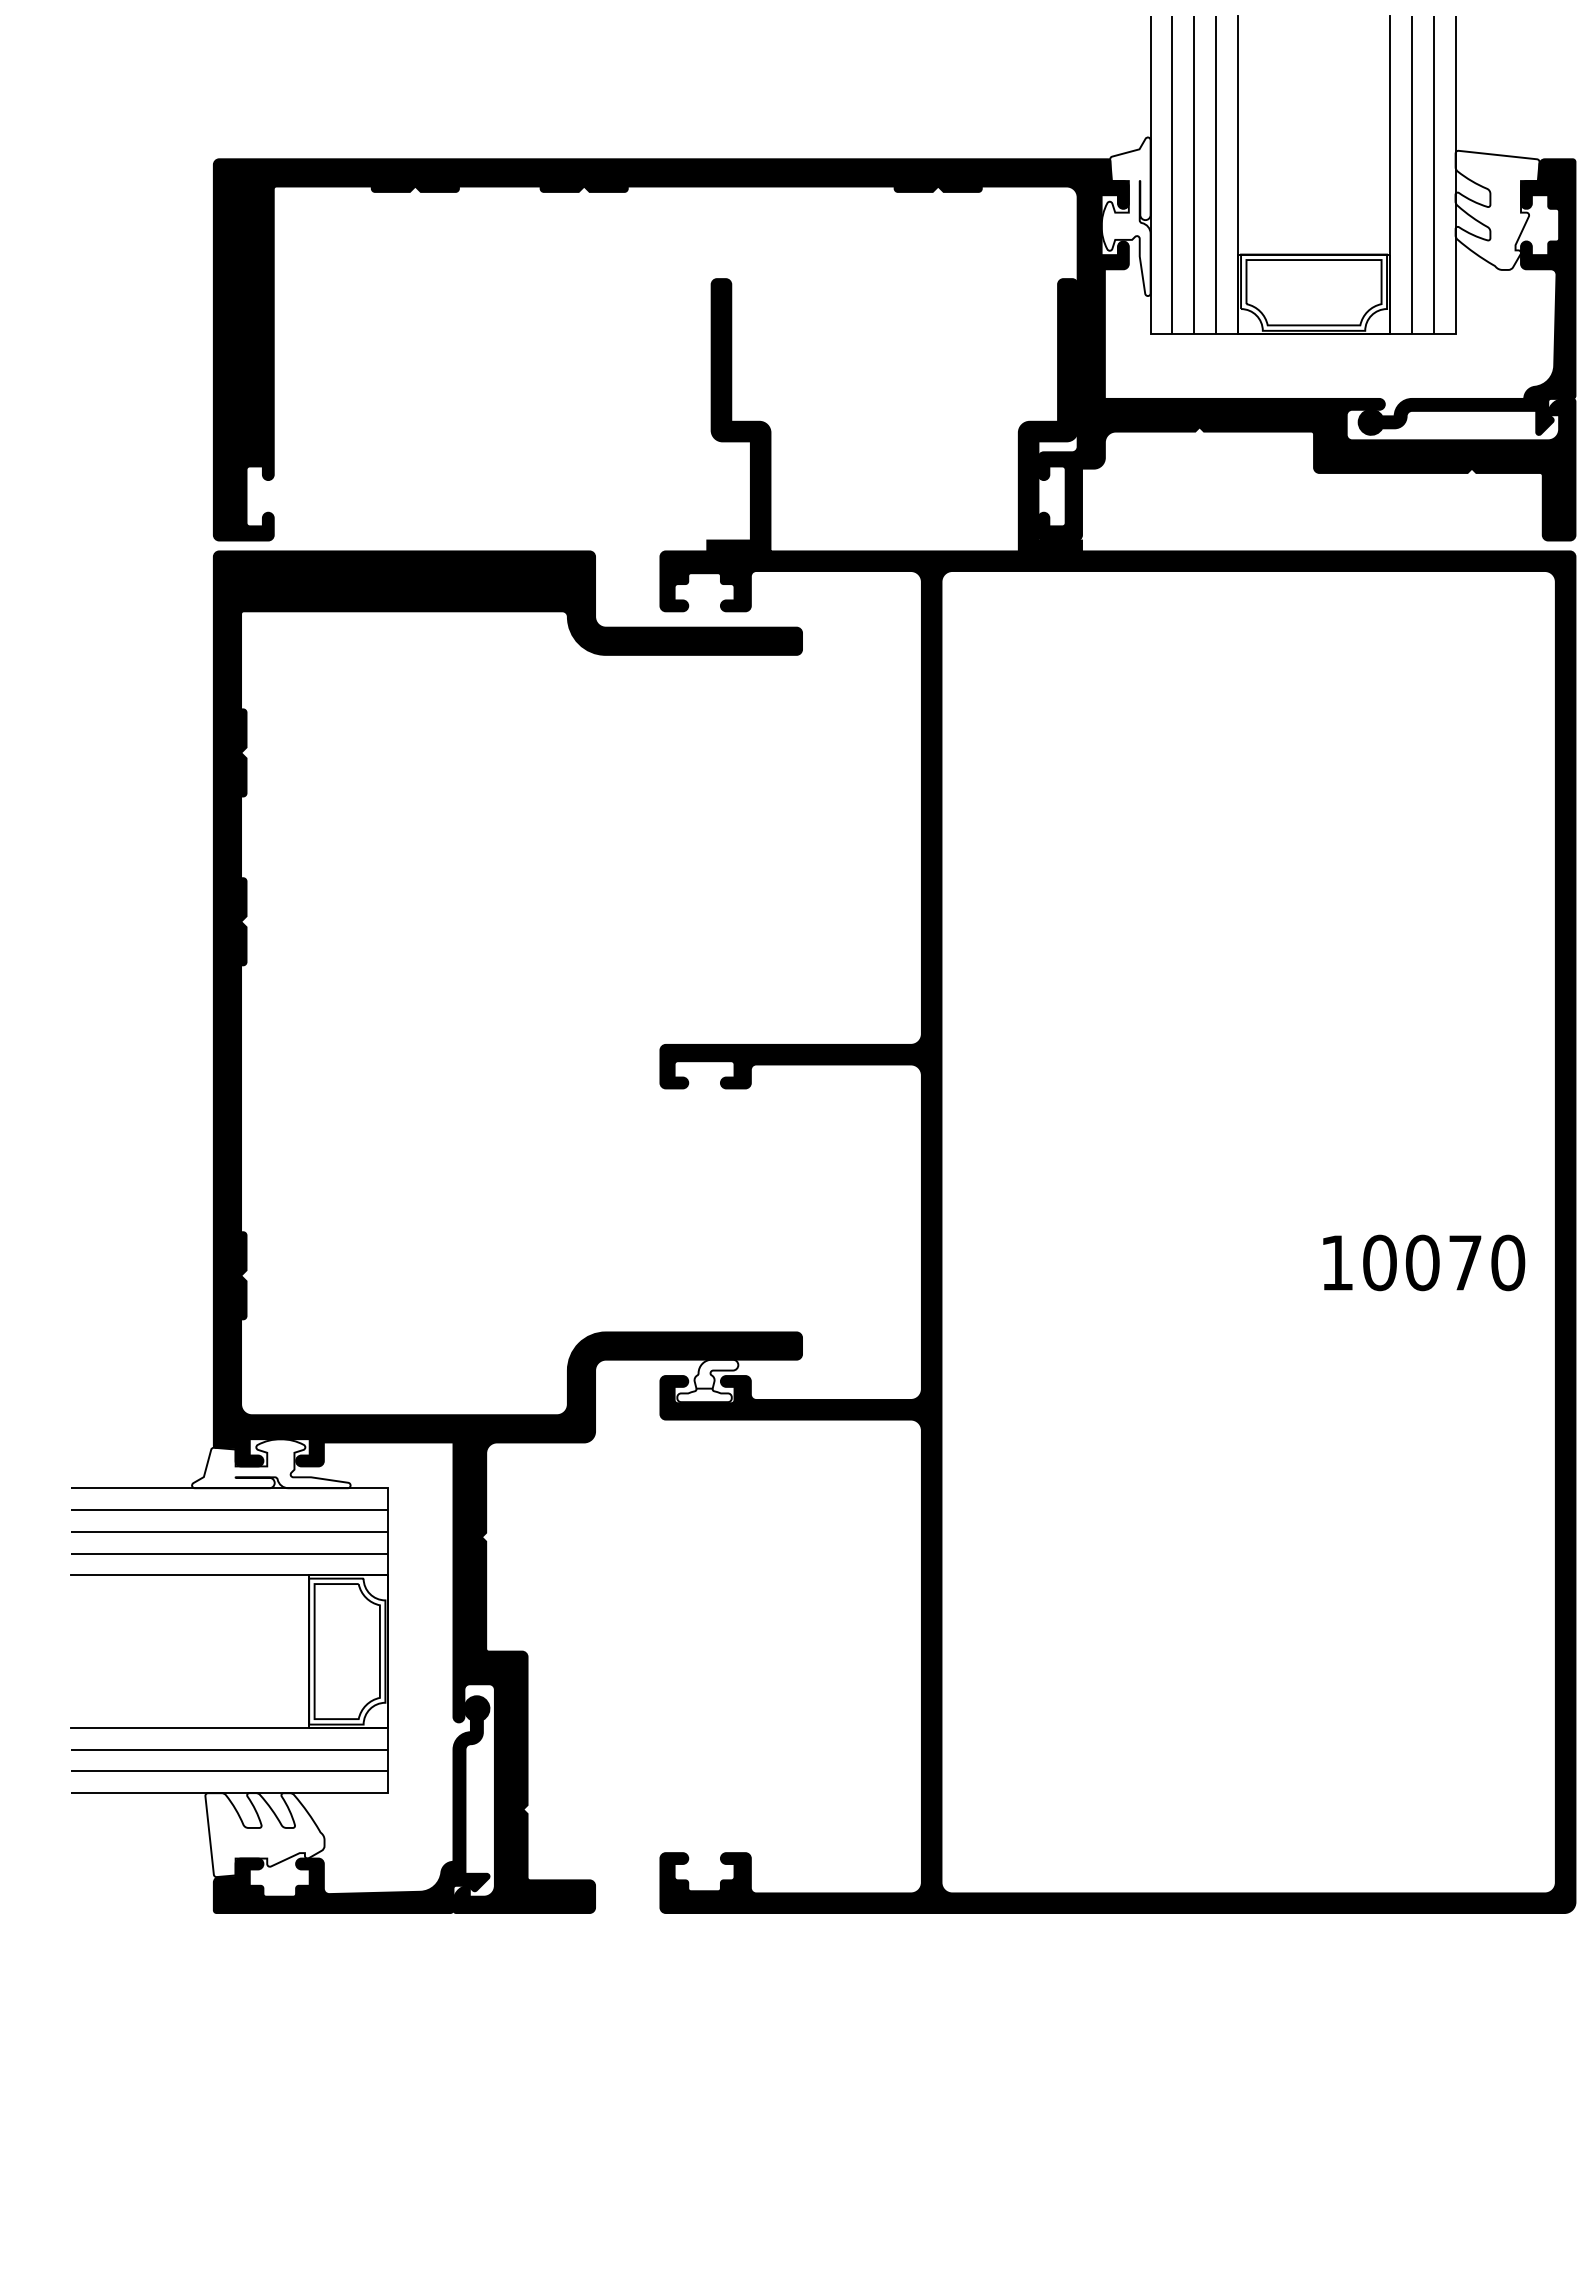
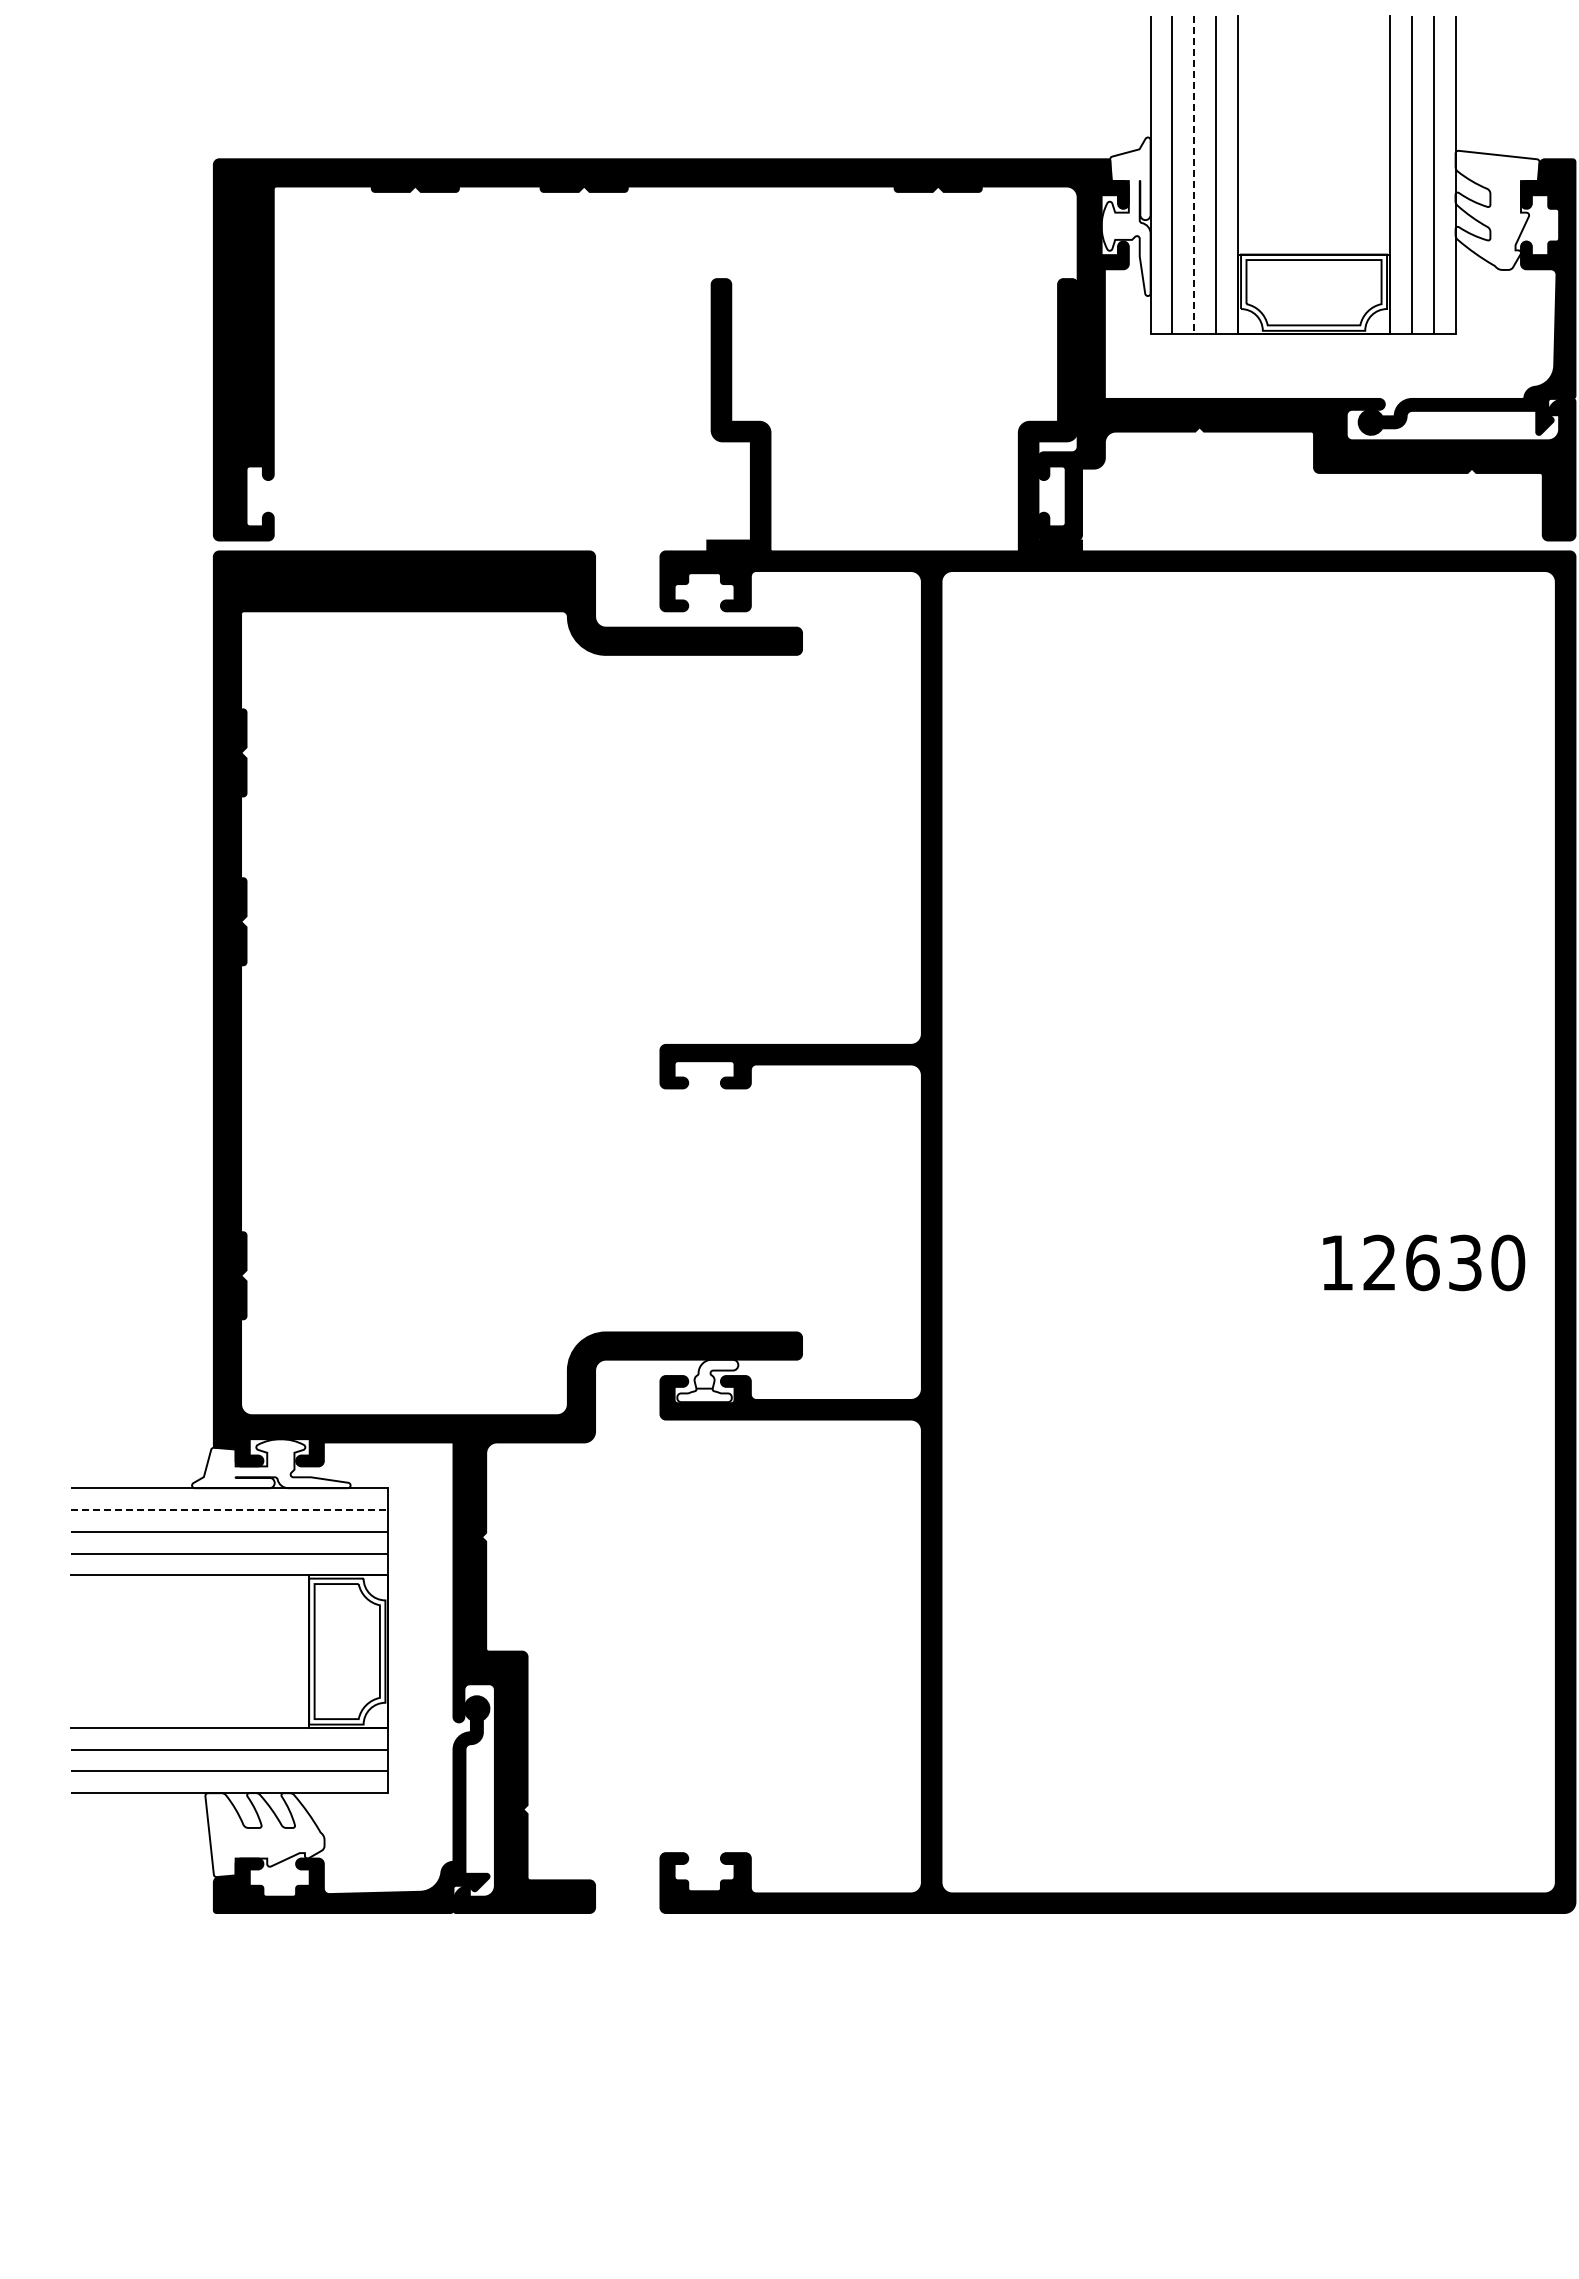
line: solid -> dashed (1194, 174)
text: 10070 -> 12630 (1422, 1262)
line: solid -> dashed (229, 1509)
